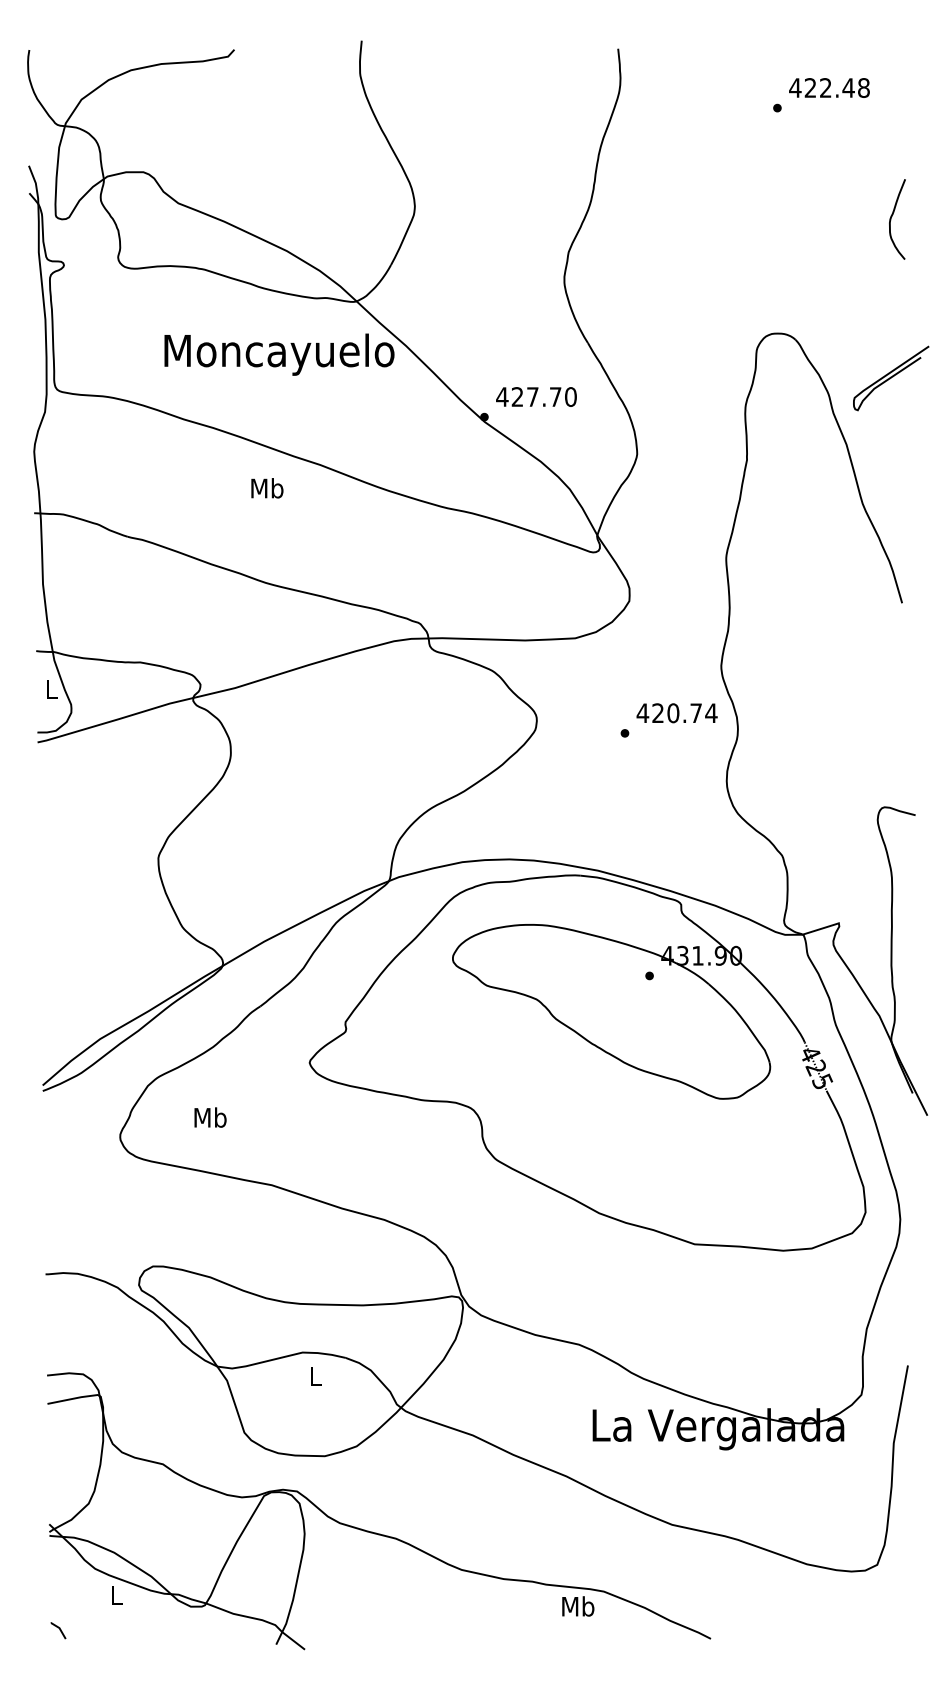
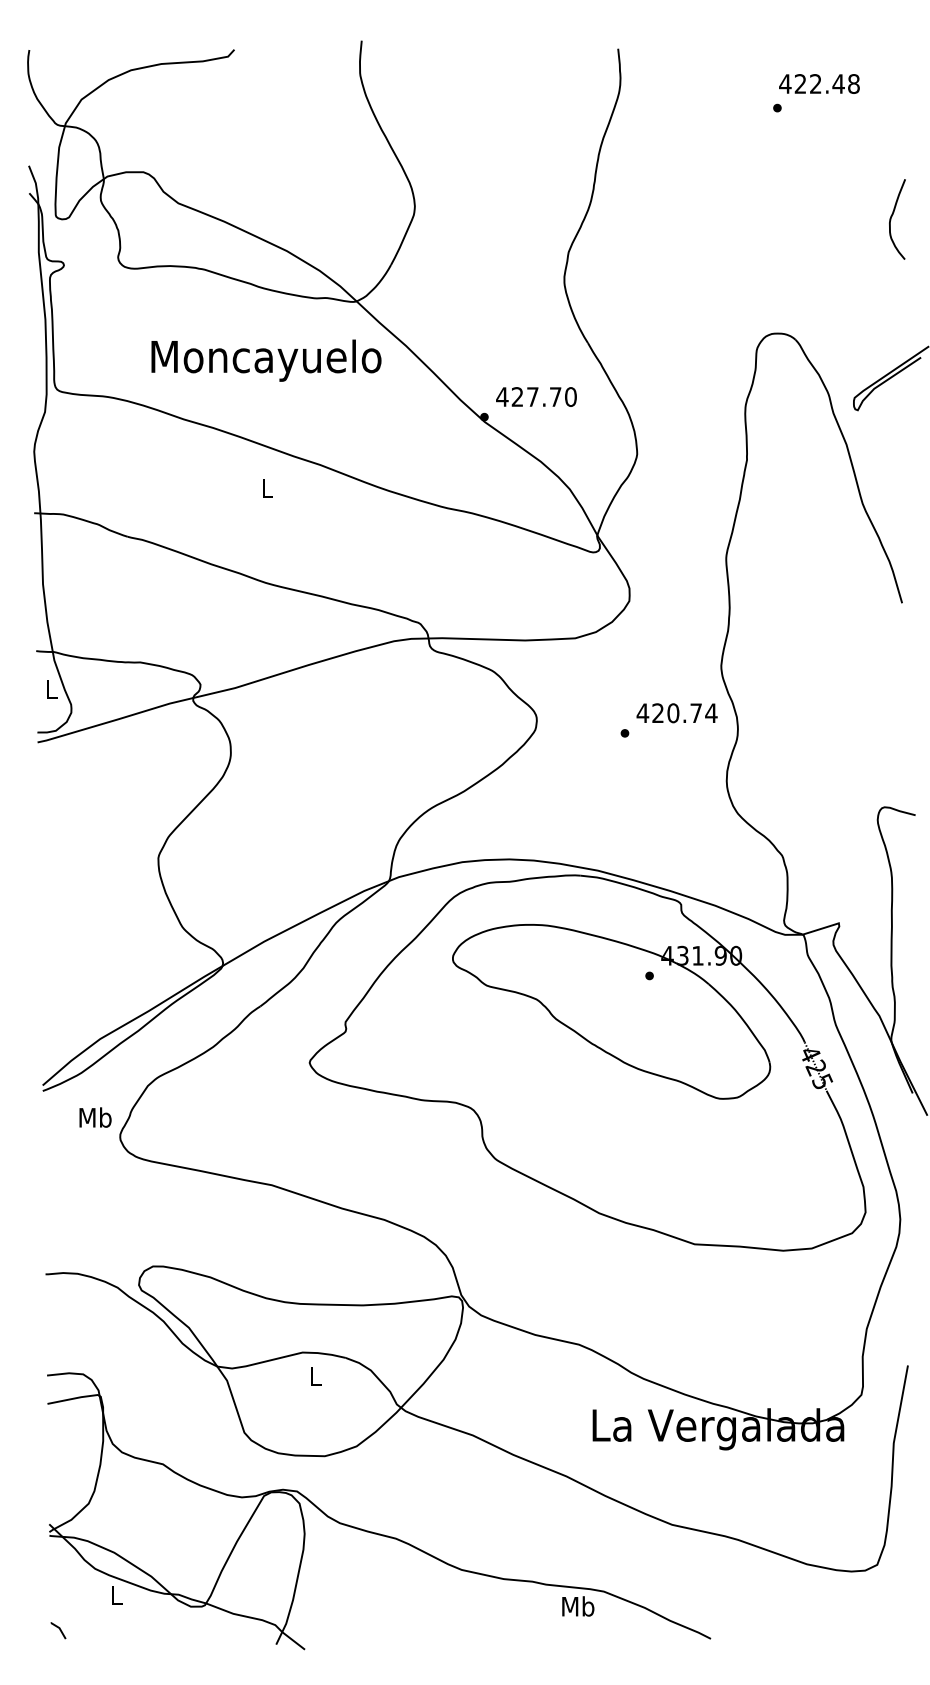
text position: (829, 87) -> (819, 83) (819, 83)
text position: (279, 354) -> (266, 360) (266, 360)
text: Mb -> L (267, 488)
text position: (210, 1117) -> (95, 1117) (95, 1117)
